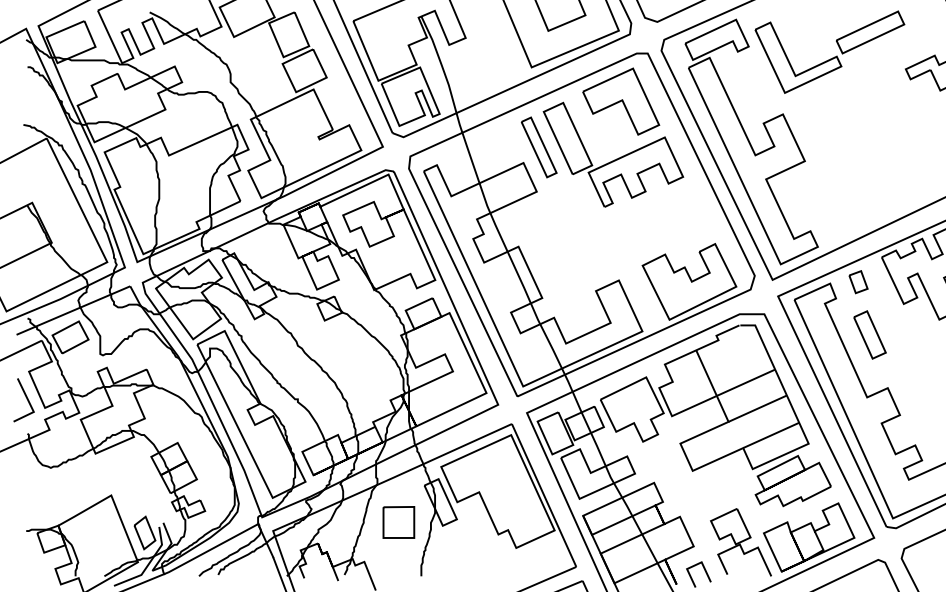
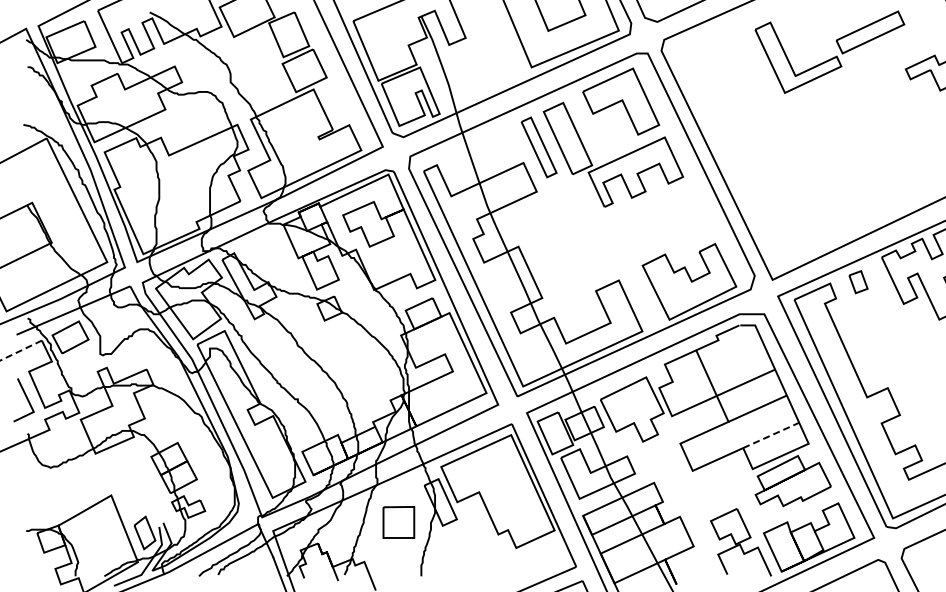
part: present -> none (751, 141)
part: present -> none (869, 334)
line: solid -> dashed (21, 350)
line: solid -> dashed (771, 435)
line: present -> none (705, 573)
